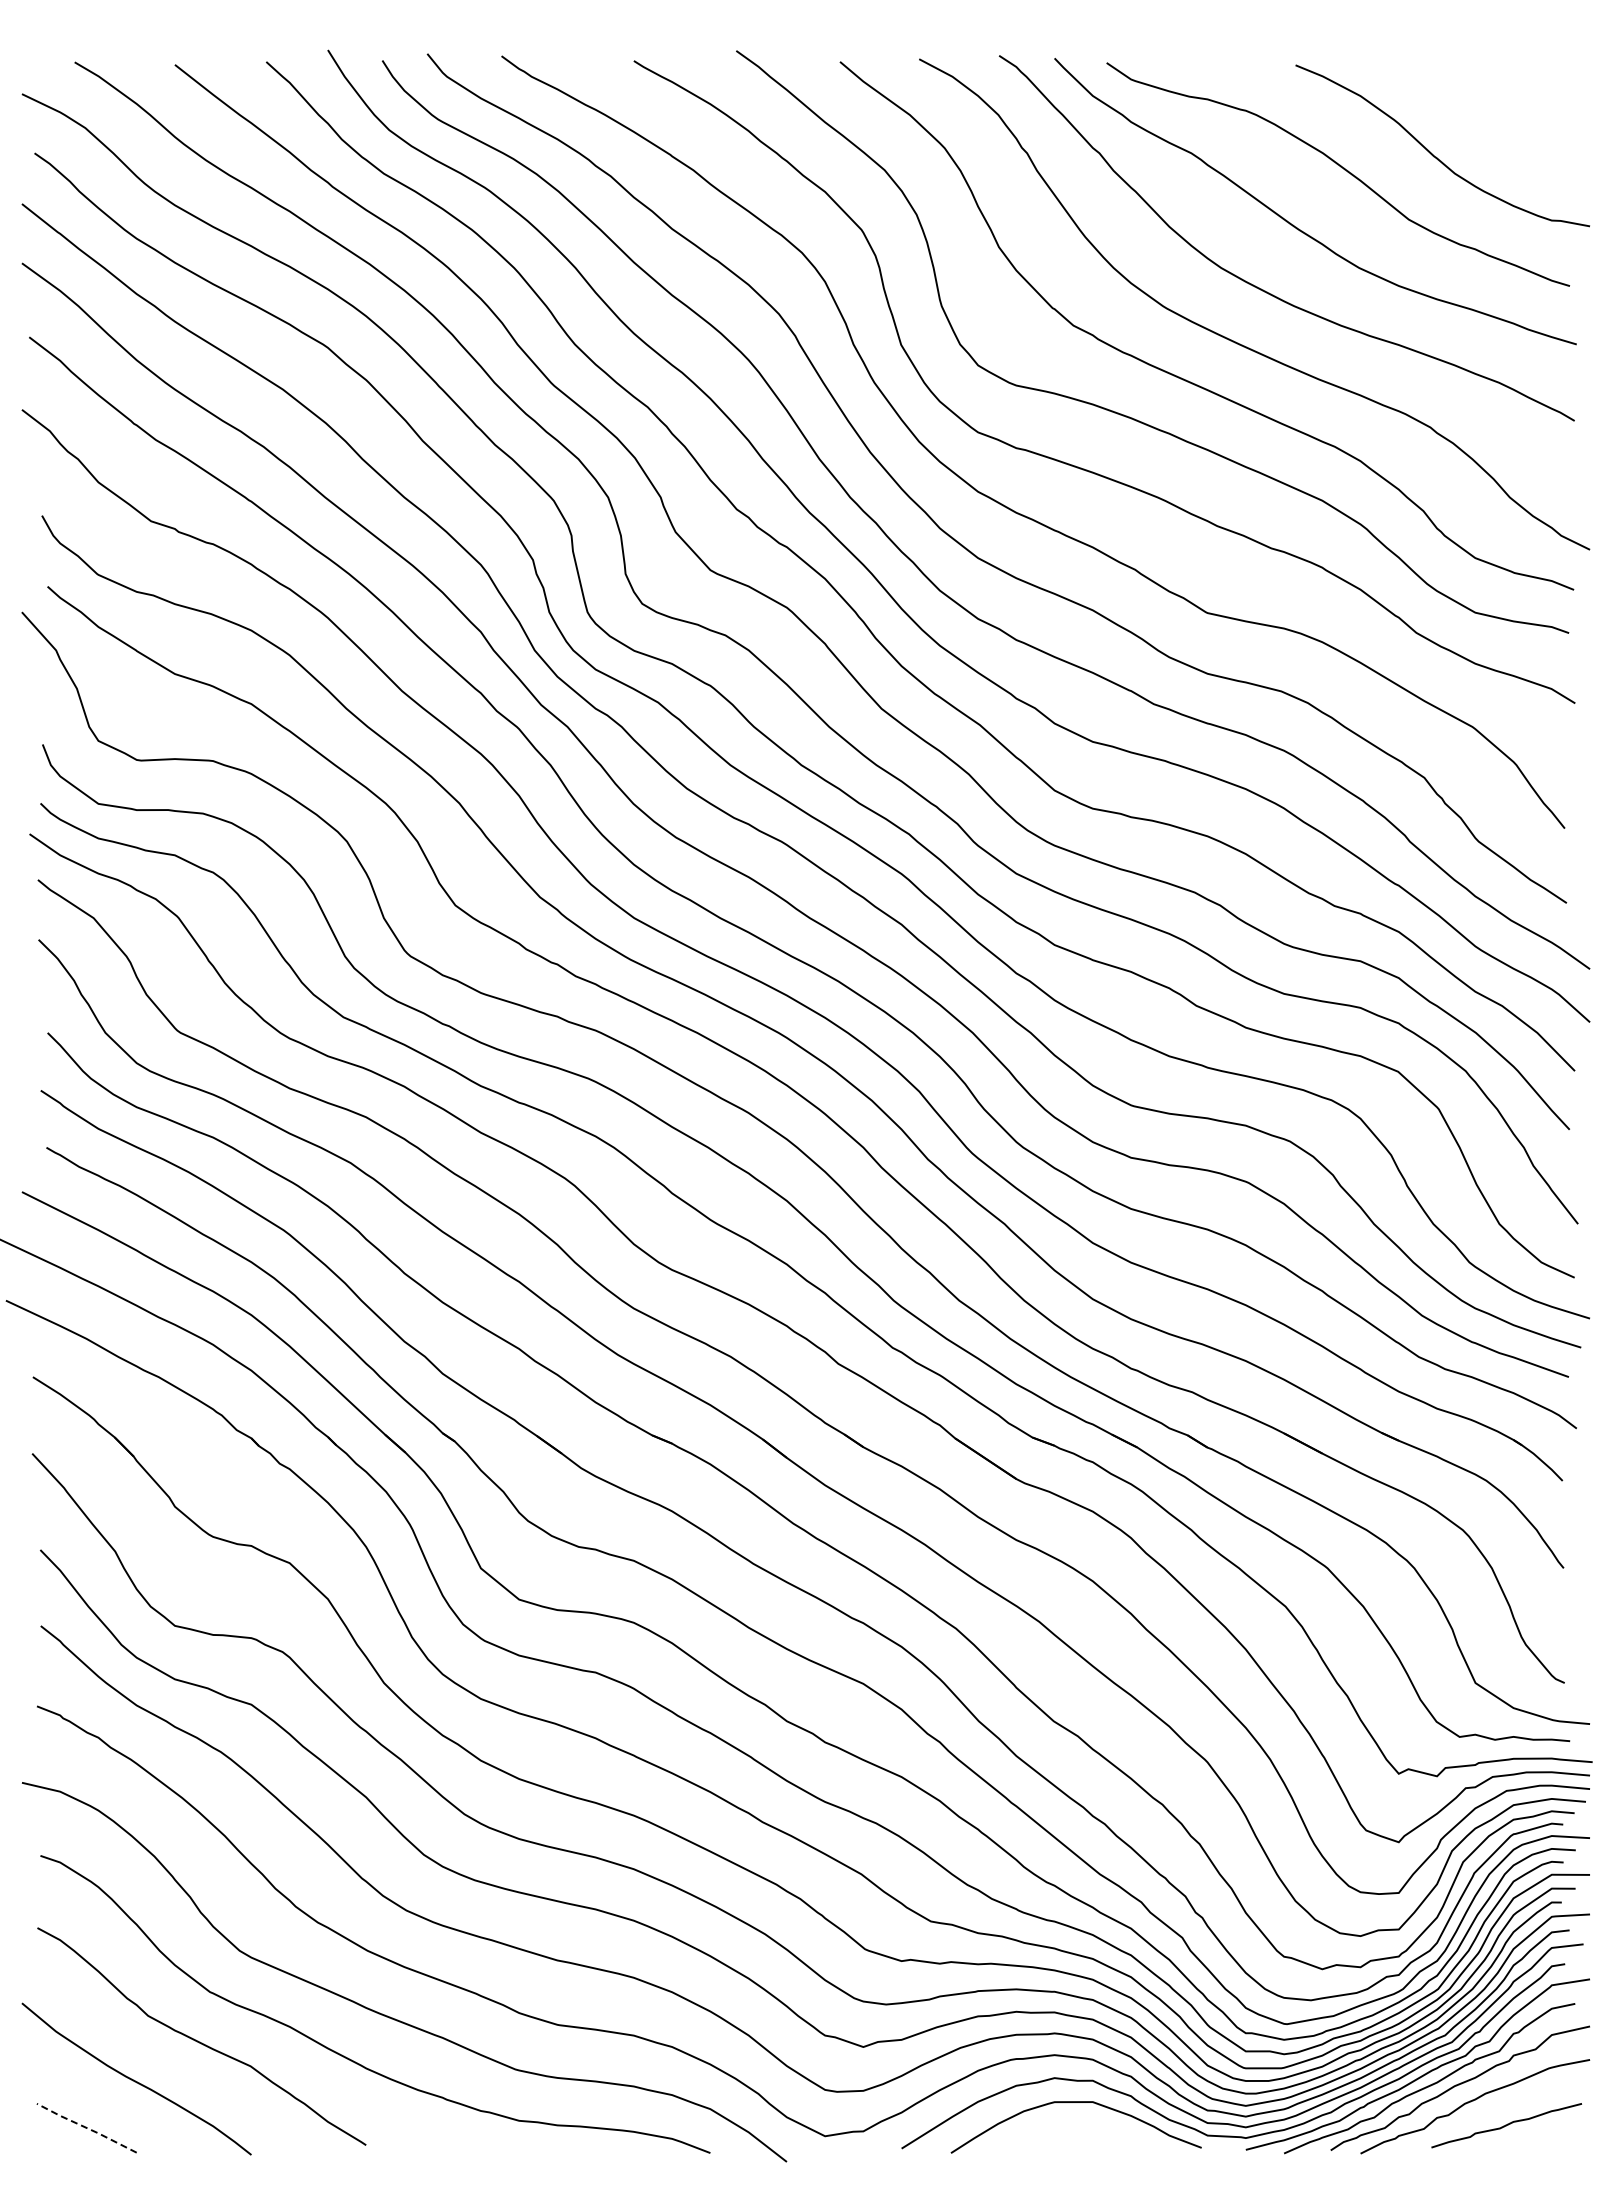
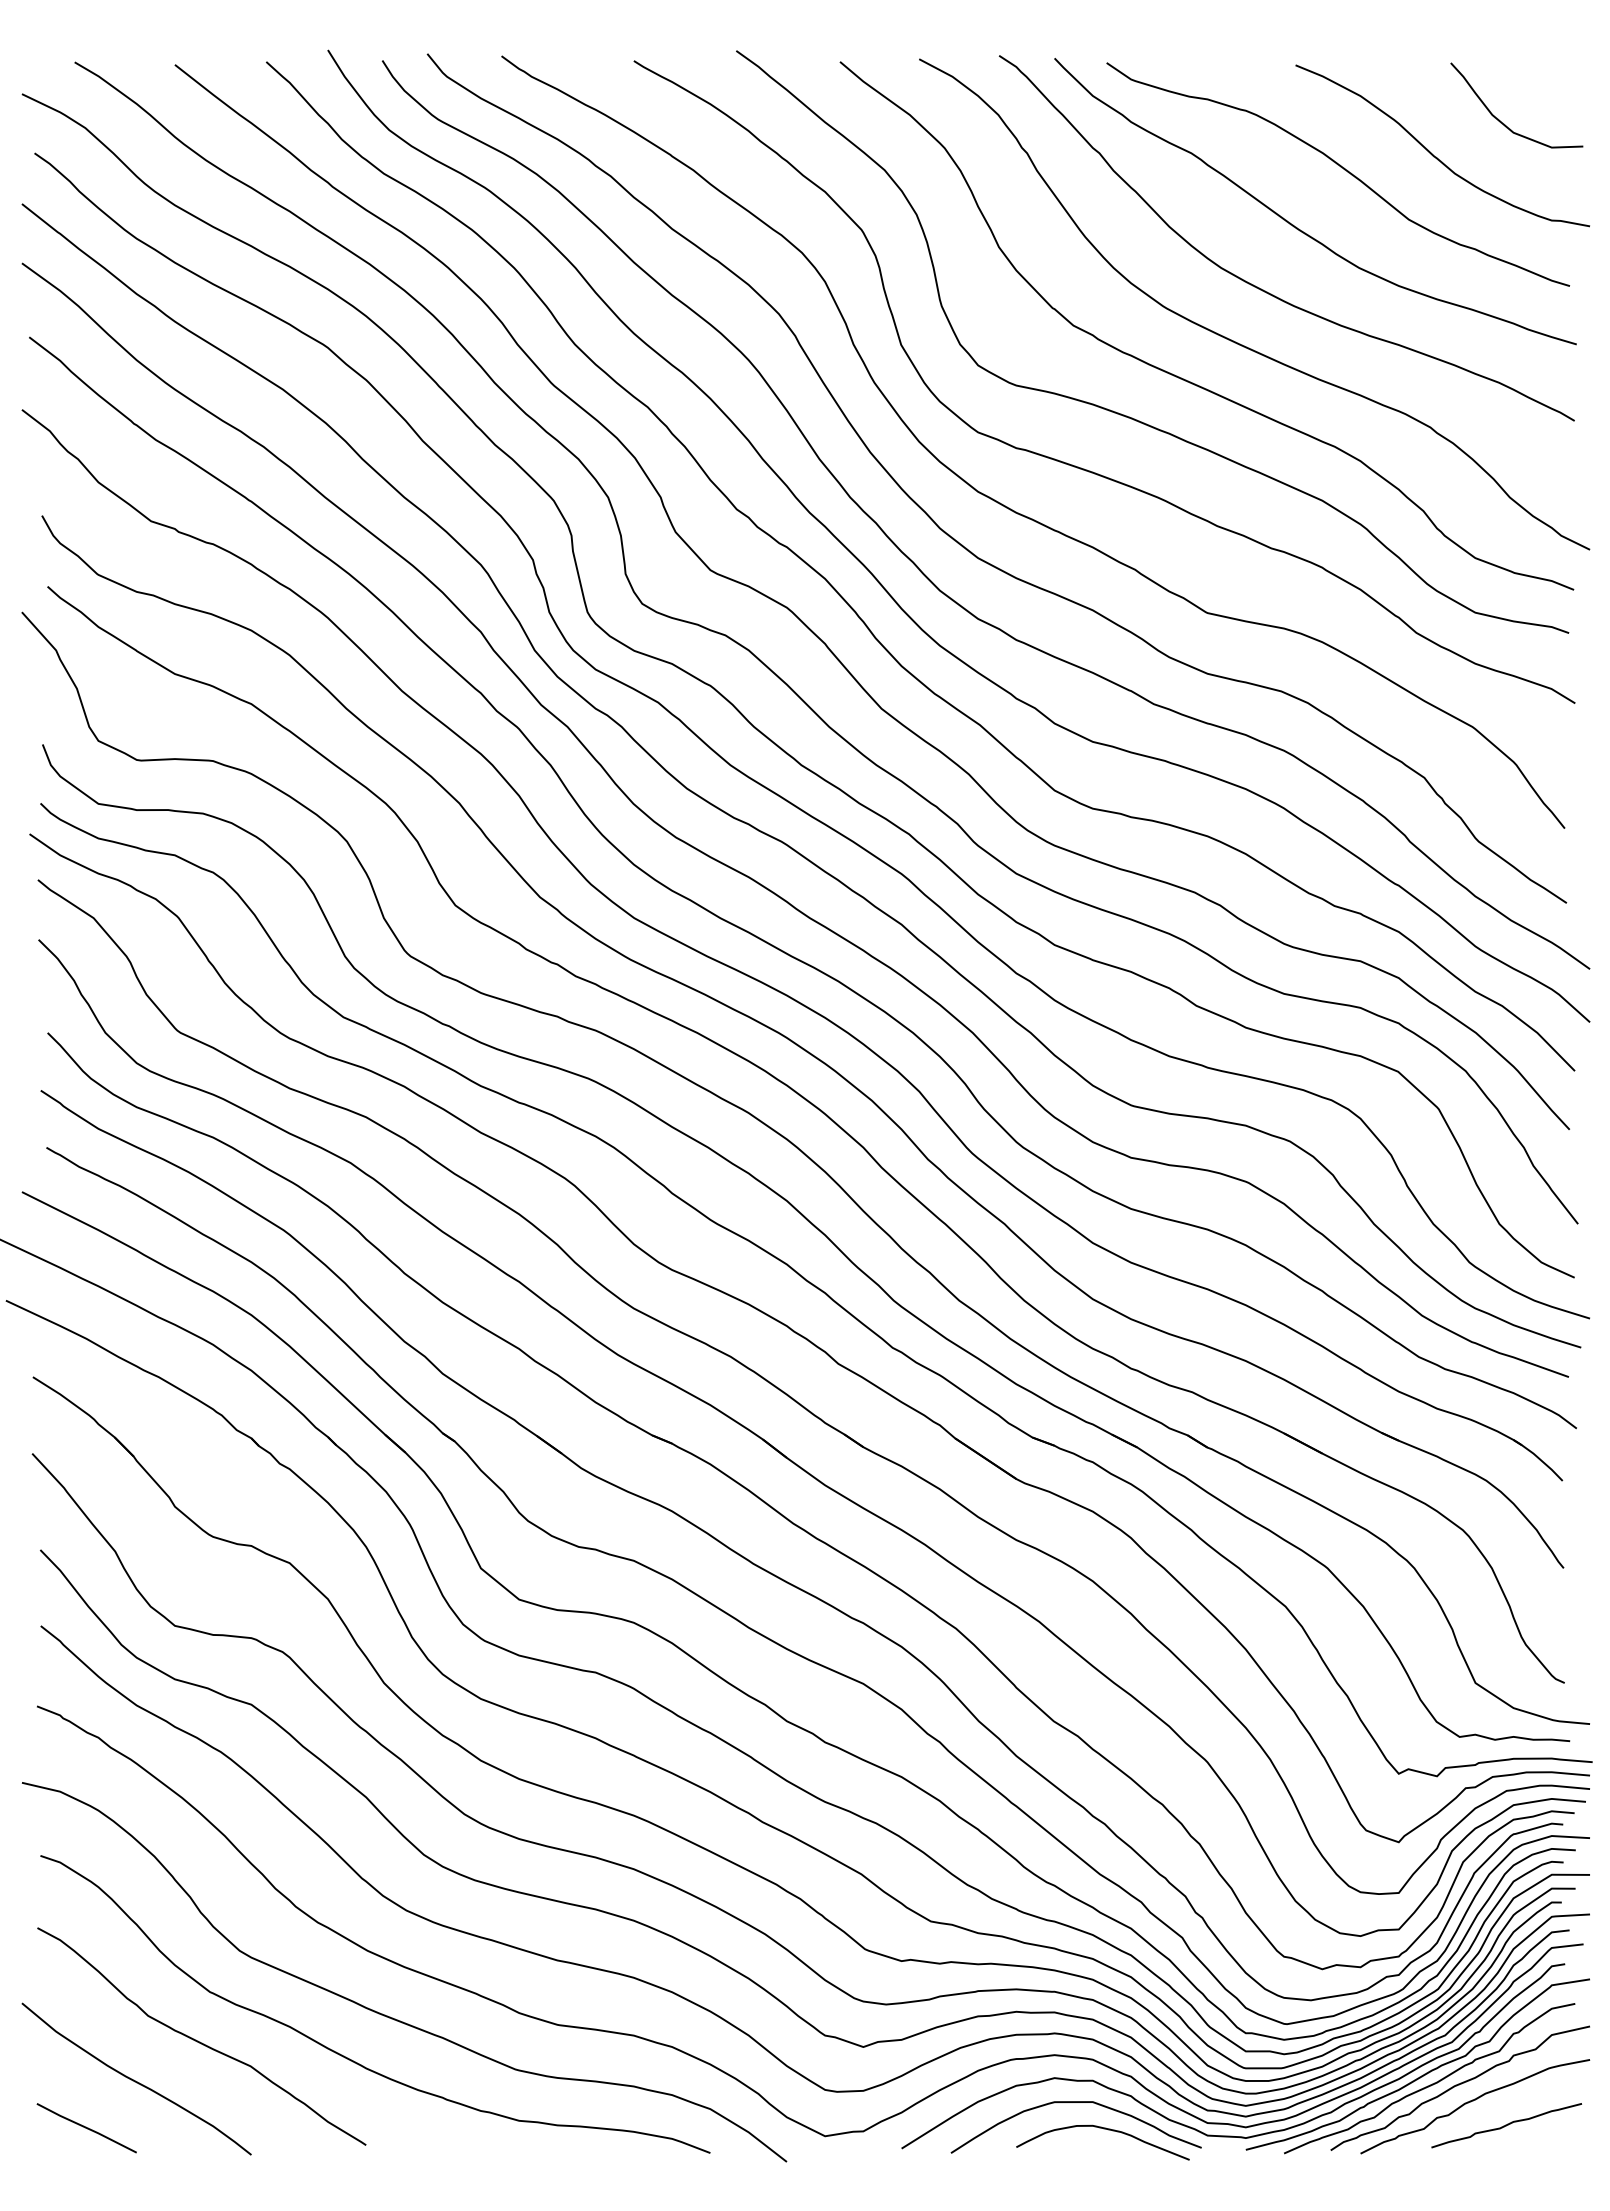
curve: none -> present (1504, 123)
line: dashed -> solid (86, 2127)
curve: none -> present (1103, 2129)
